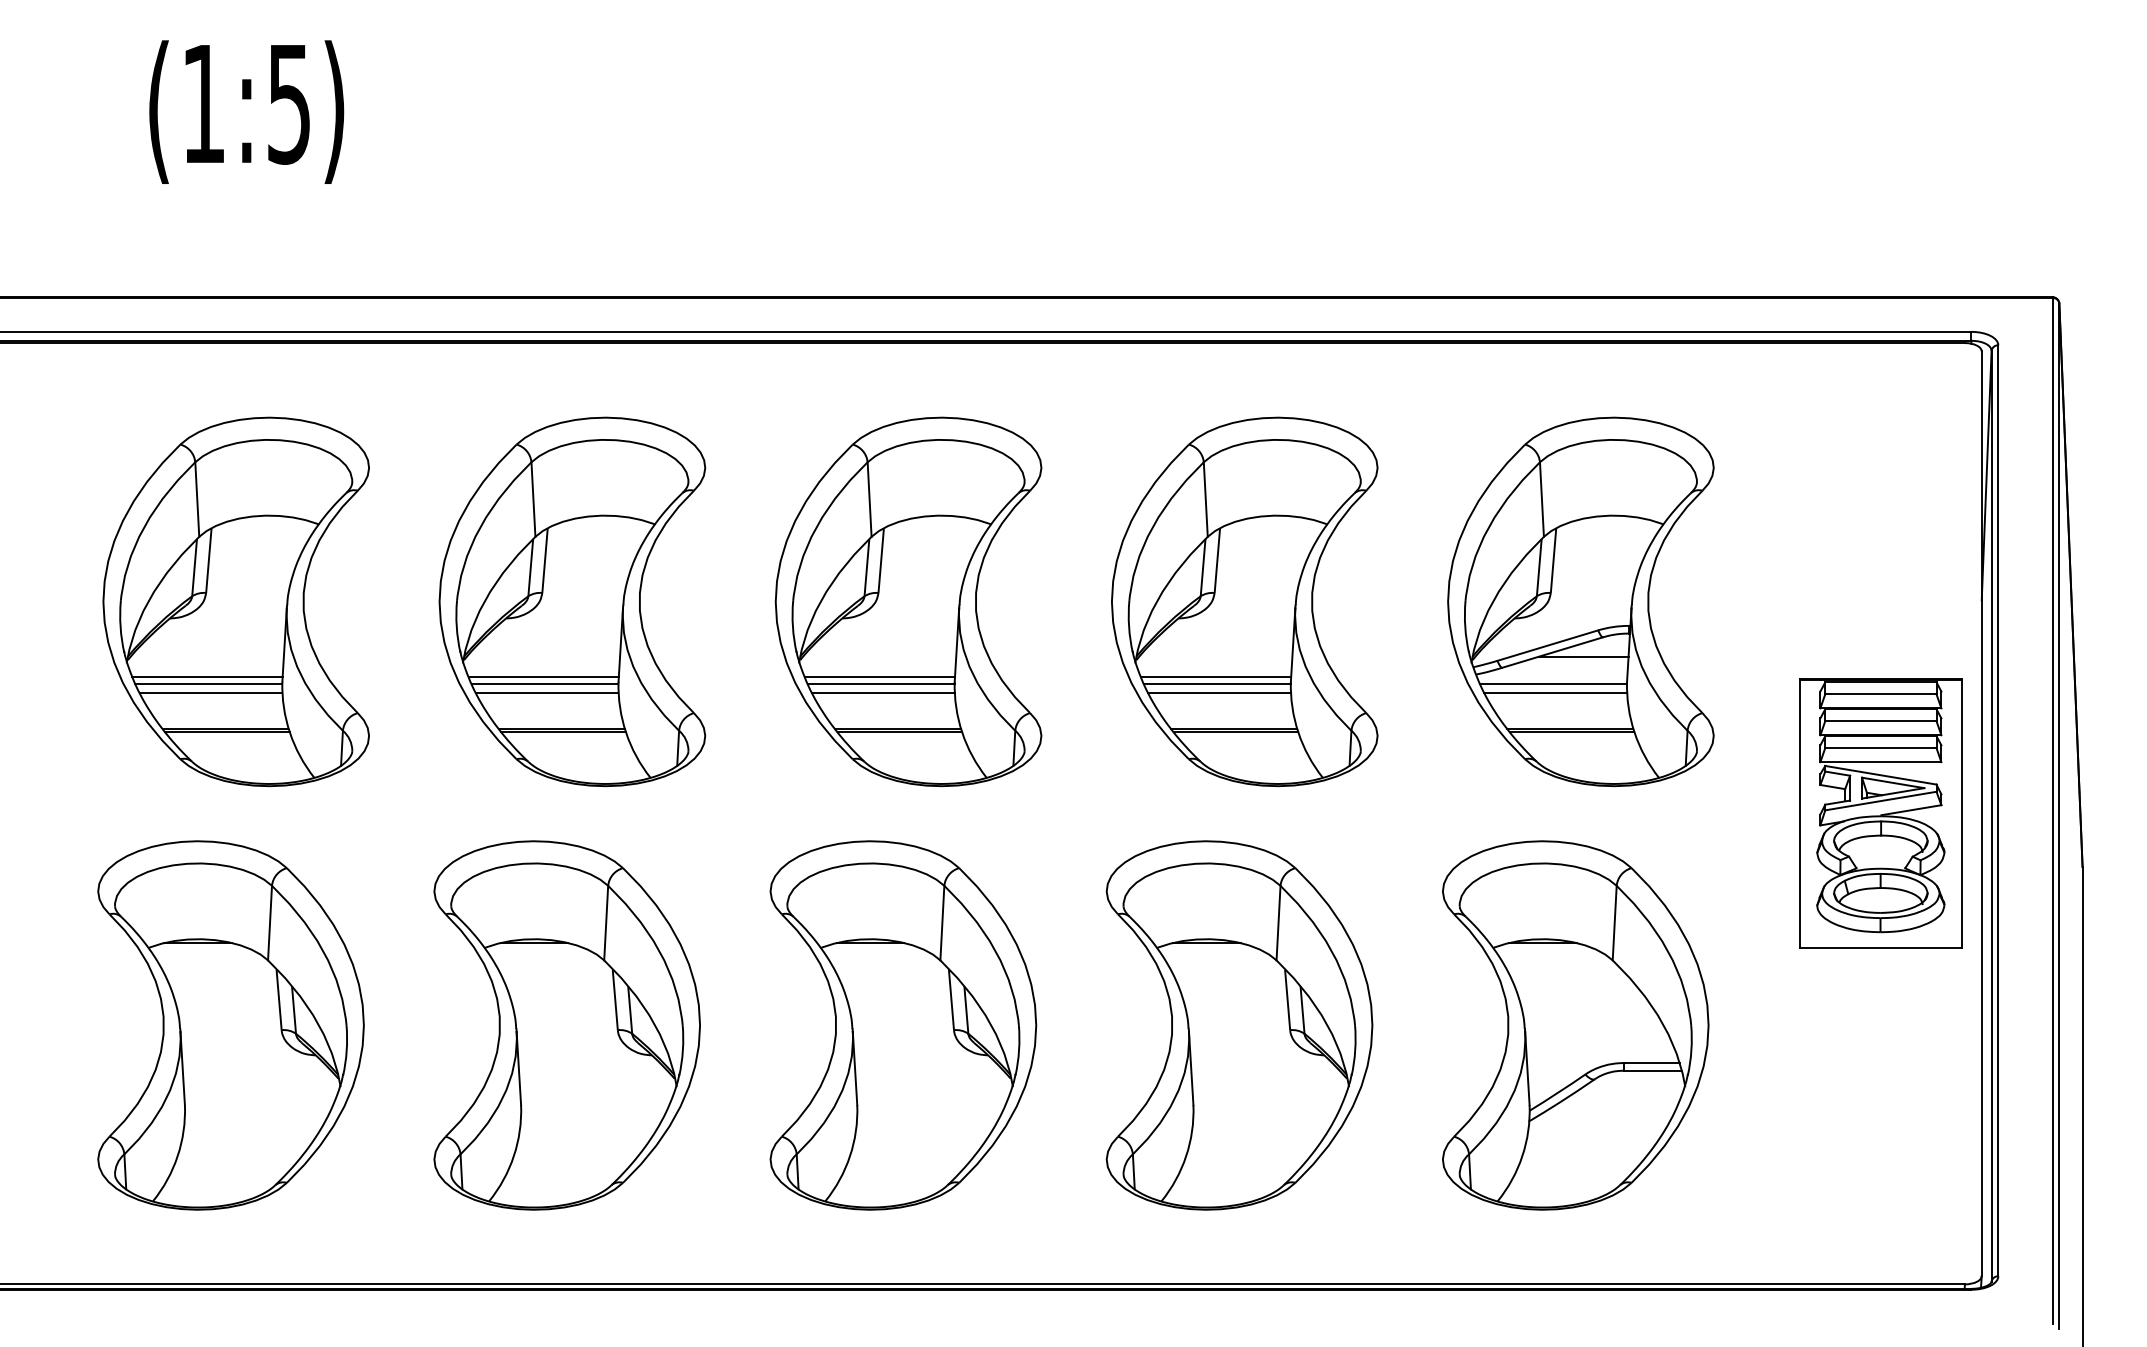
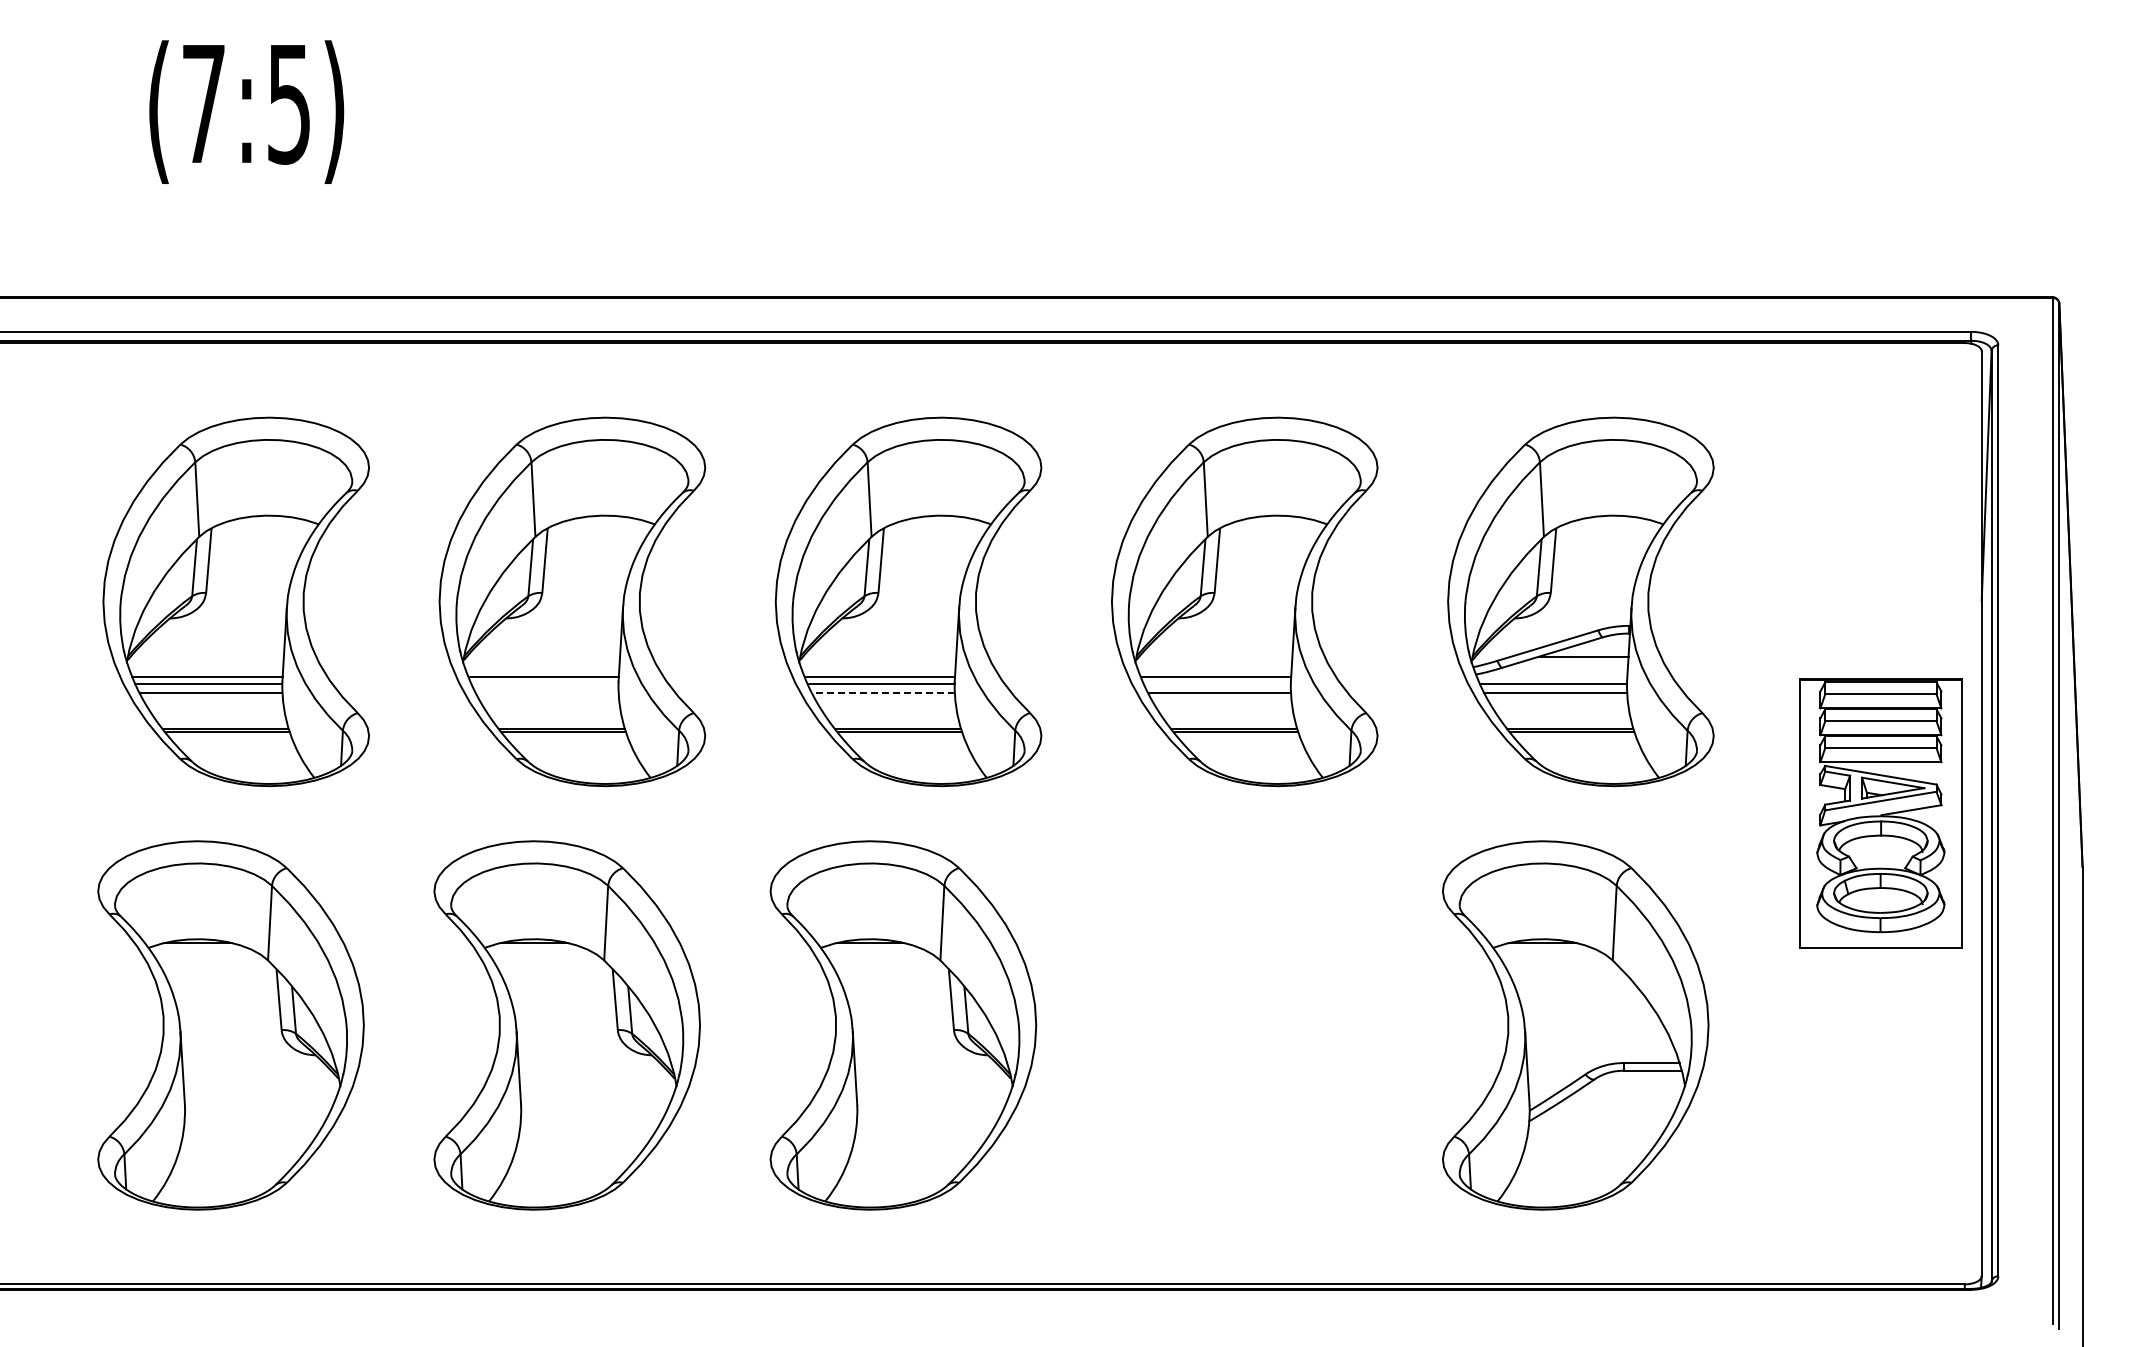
text: (1:5) -> (7:5) (203, 103)
line: present -> none (544, 684)
line: present -> none (1216, 684)
line: present -> none (546, 693)
line: solid -> dashed (882, 693)
part: present -> none (1239, 1025)
